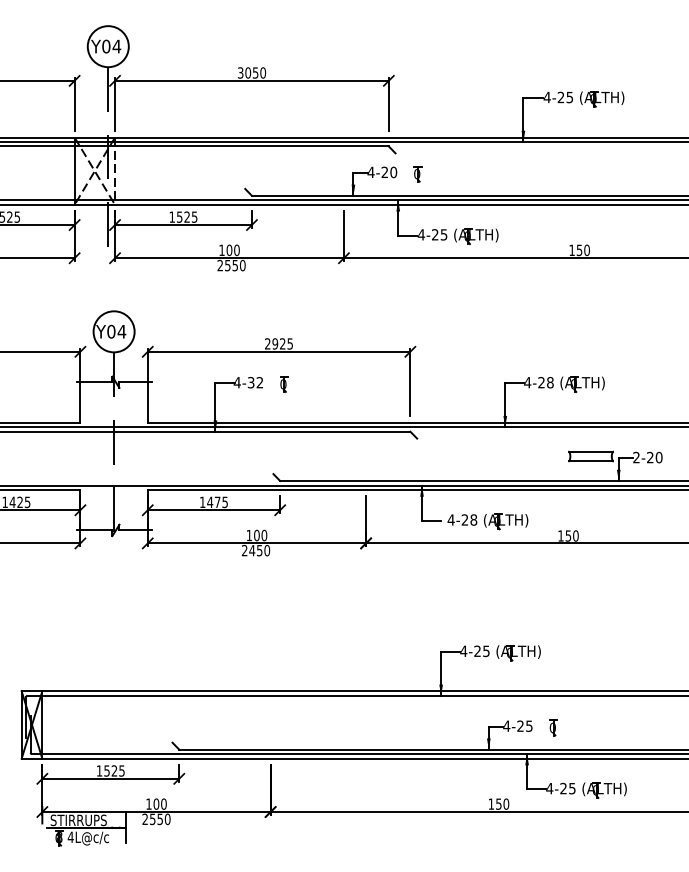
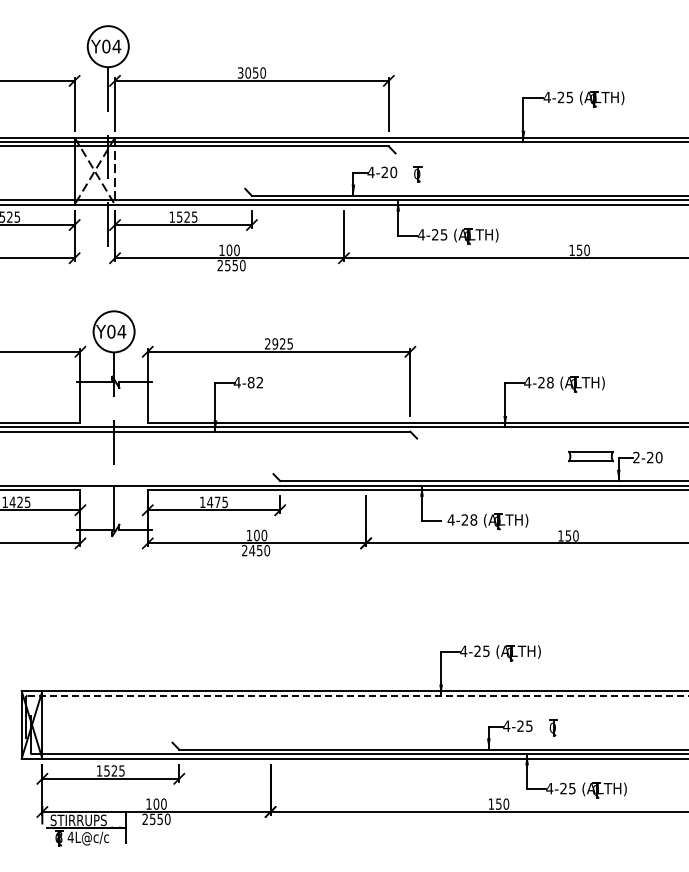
text: 4-32 -> 4-82 (250, 382)
part: present -> none (284, 384)
line: solid -> dashed (358, 695)
